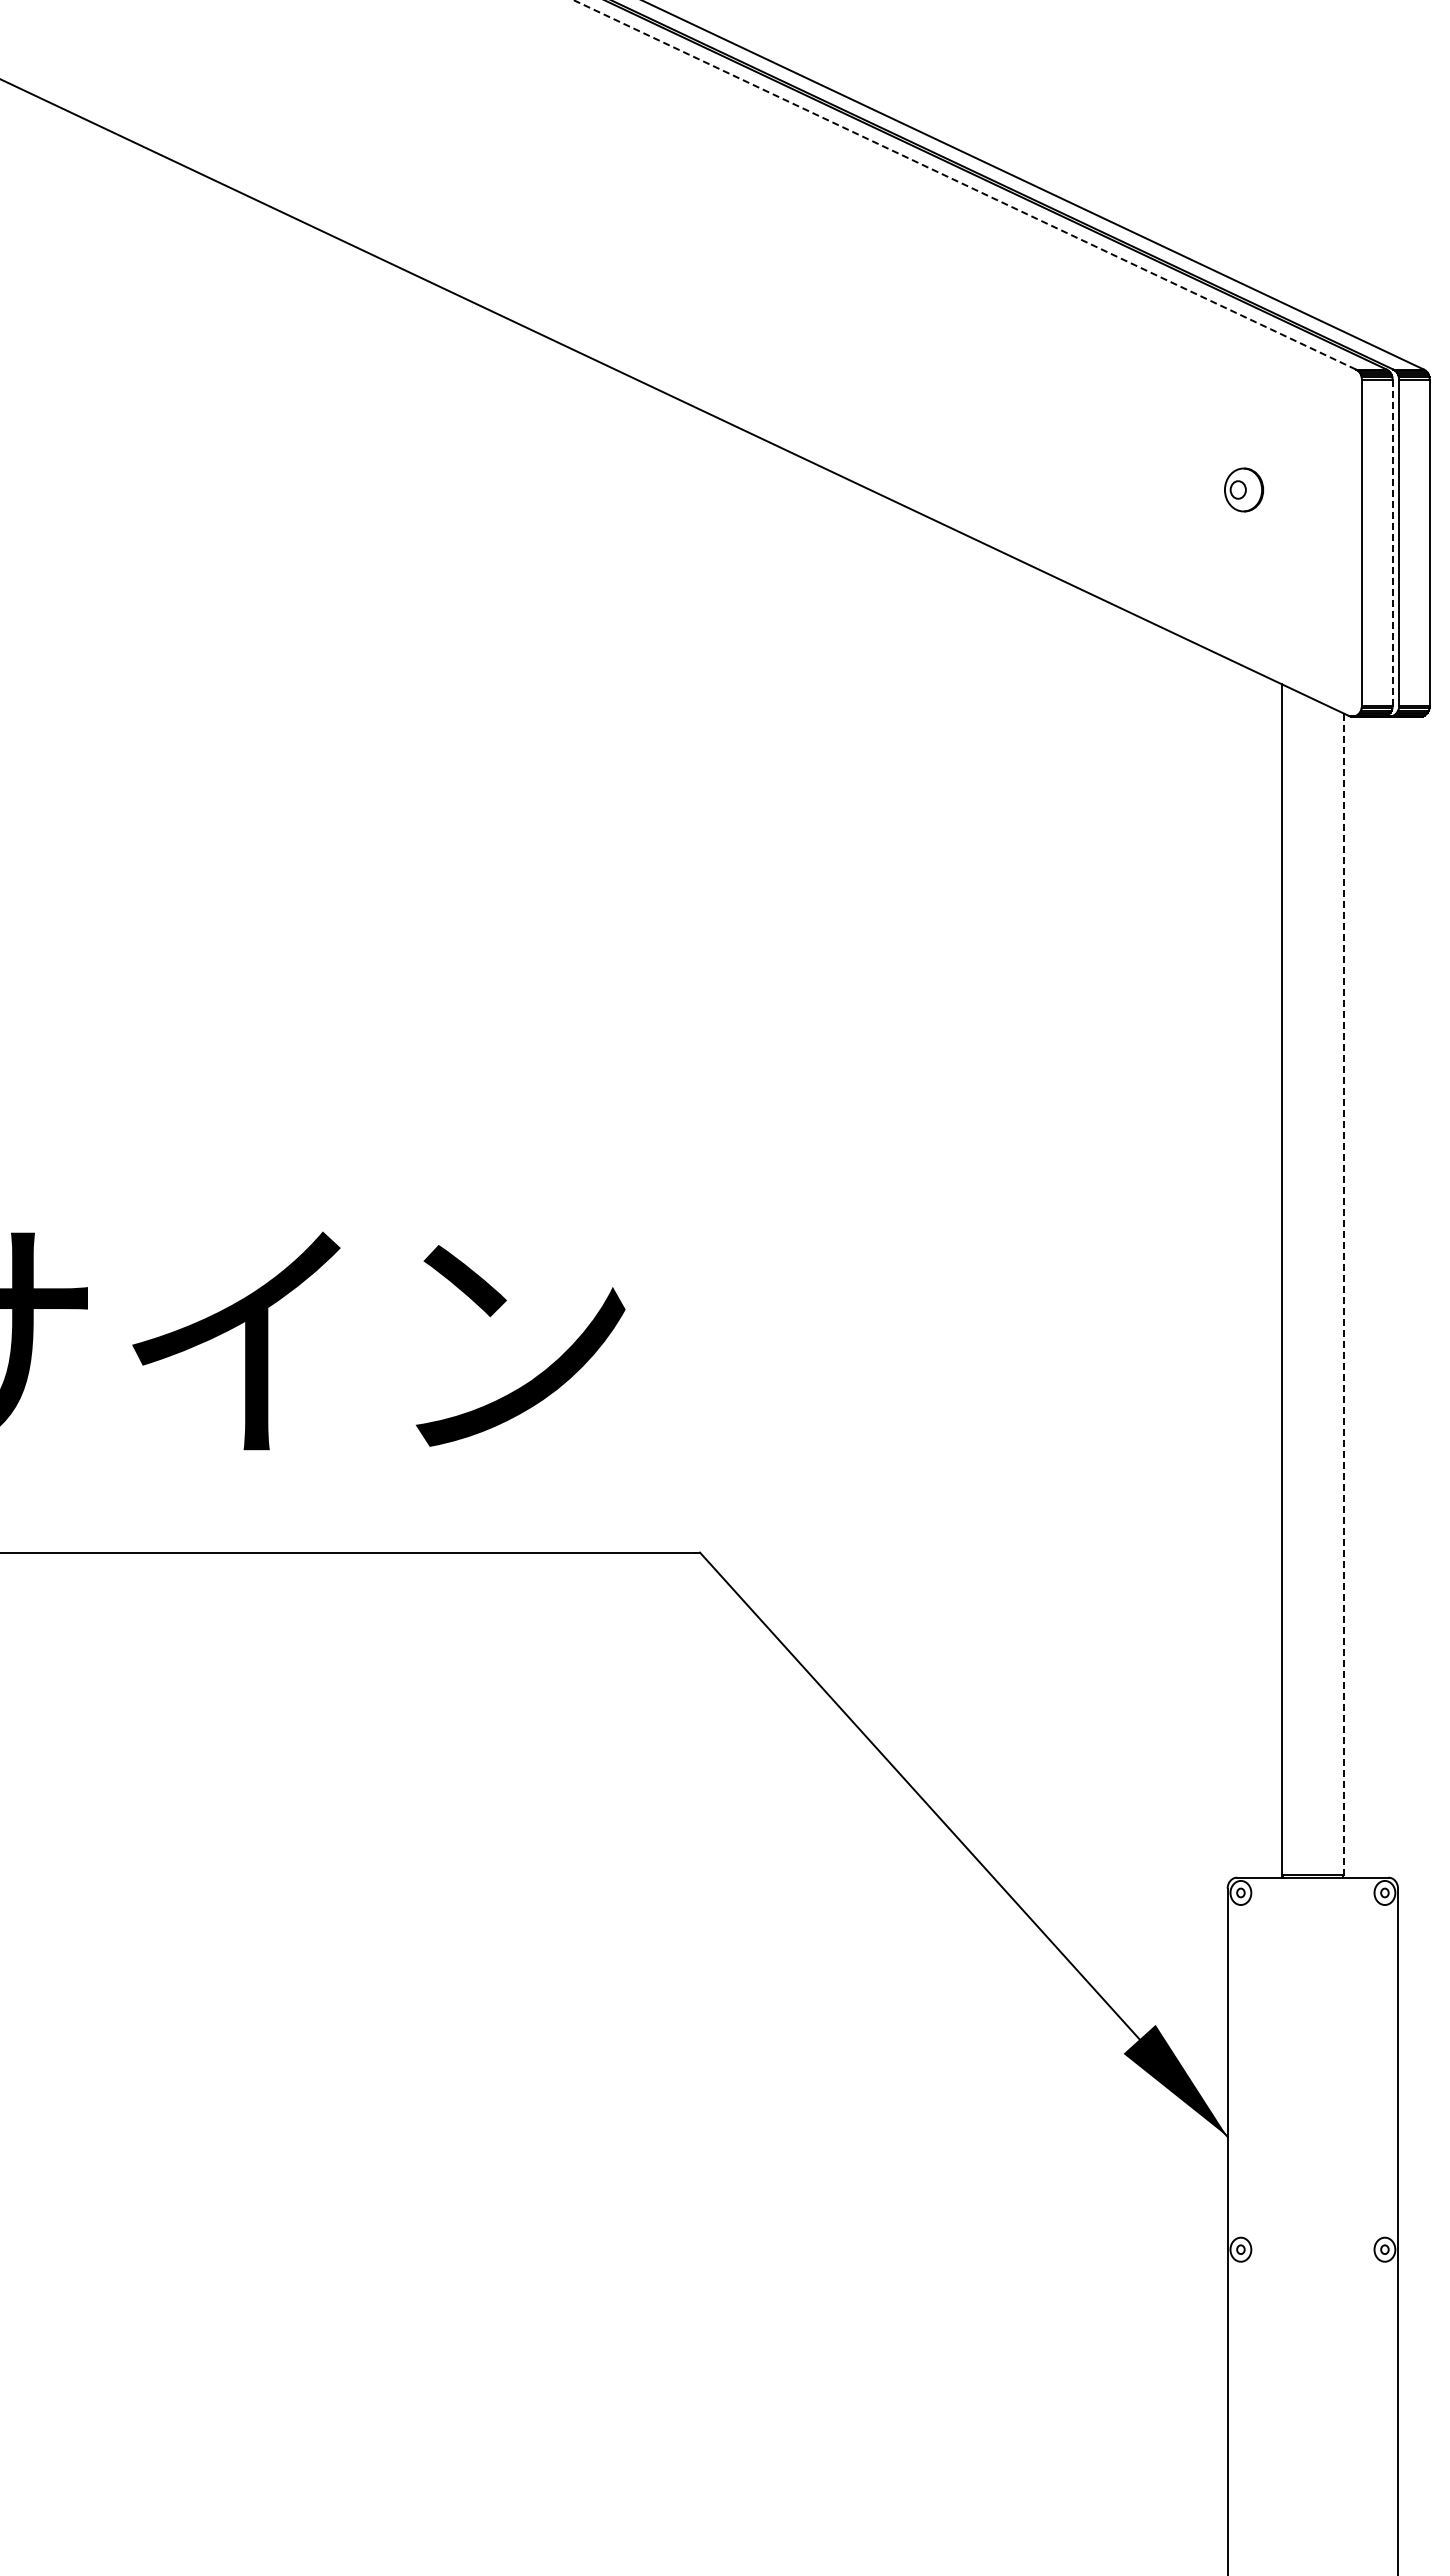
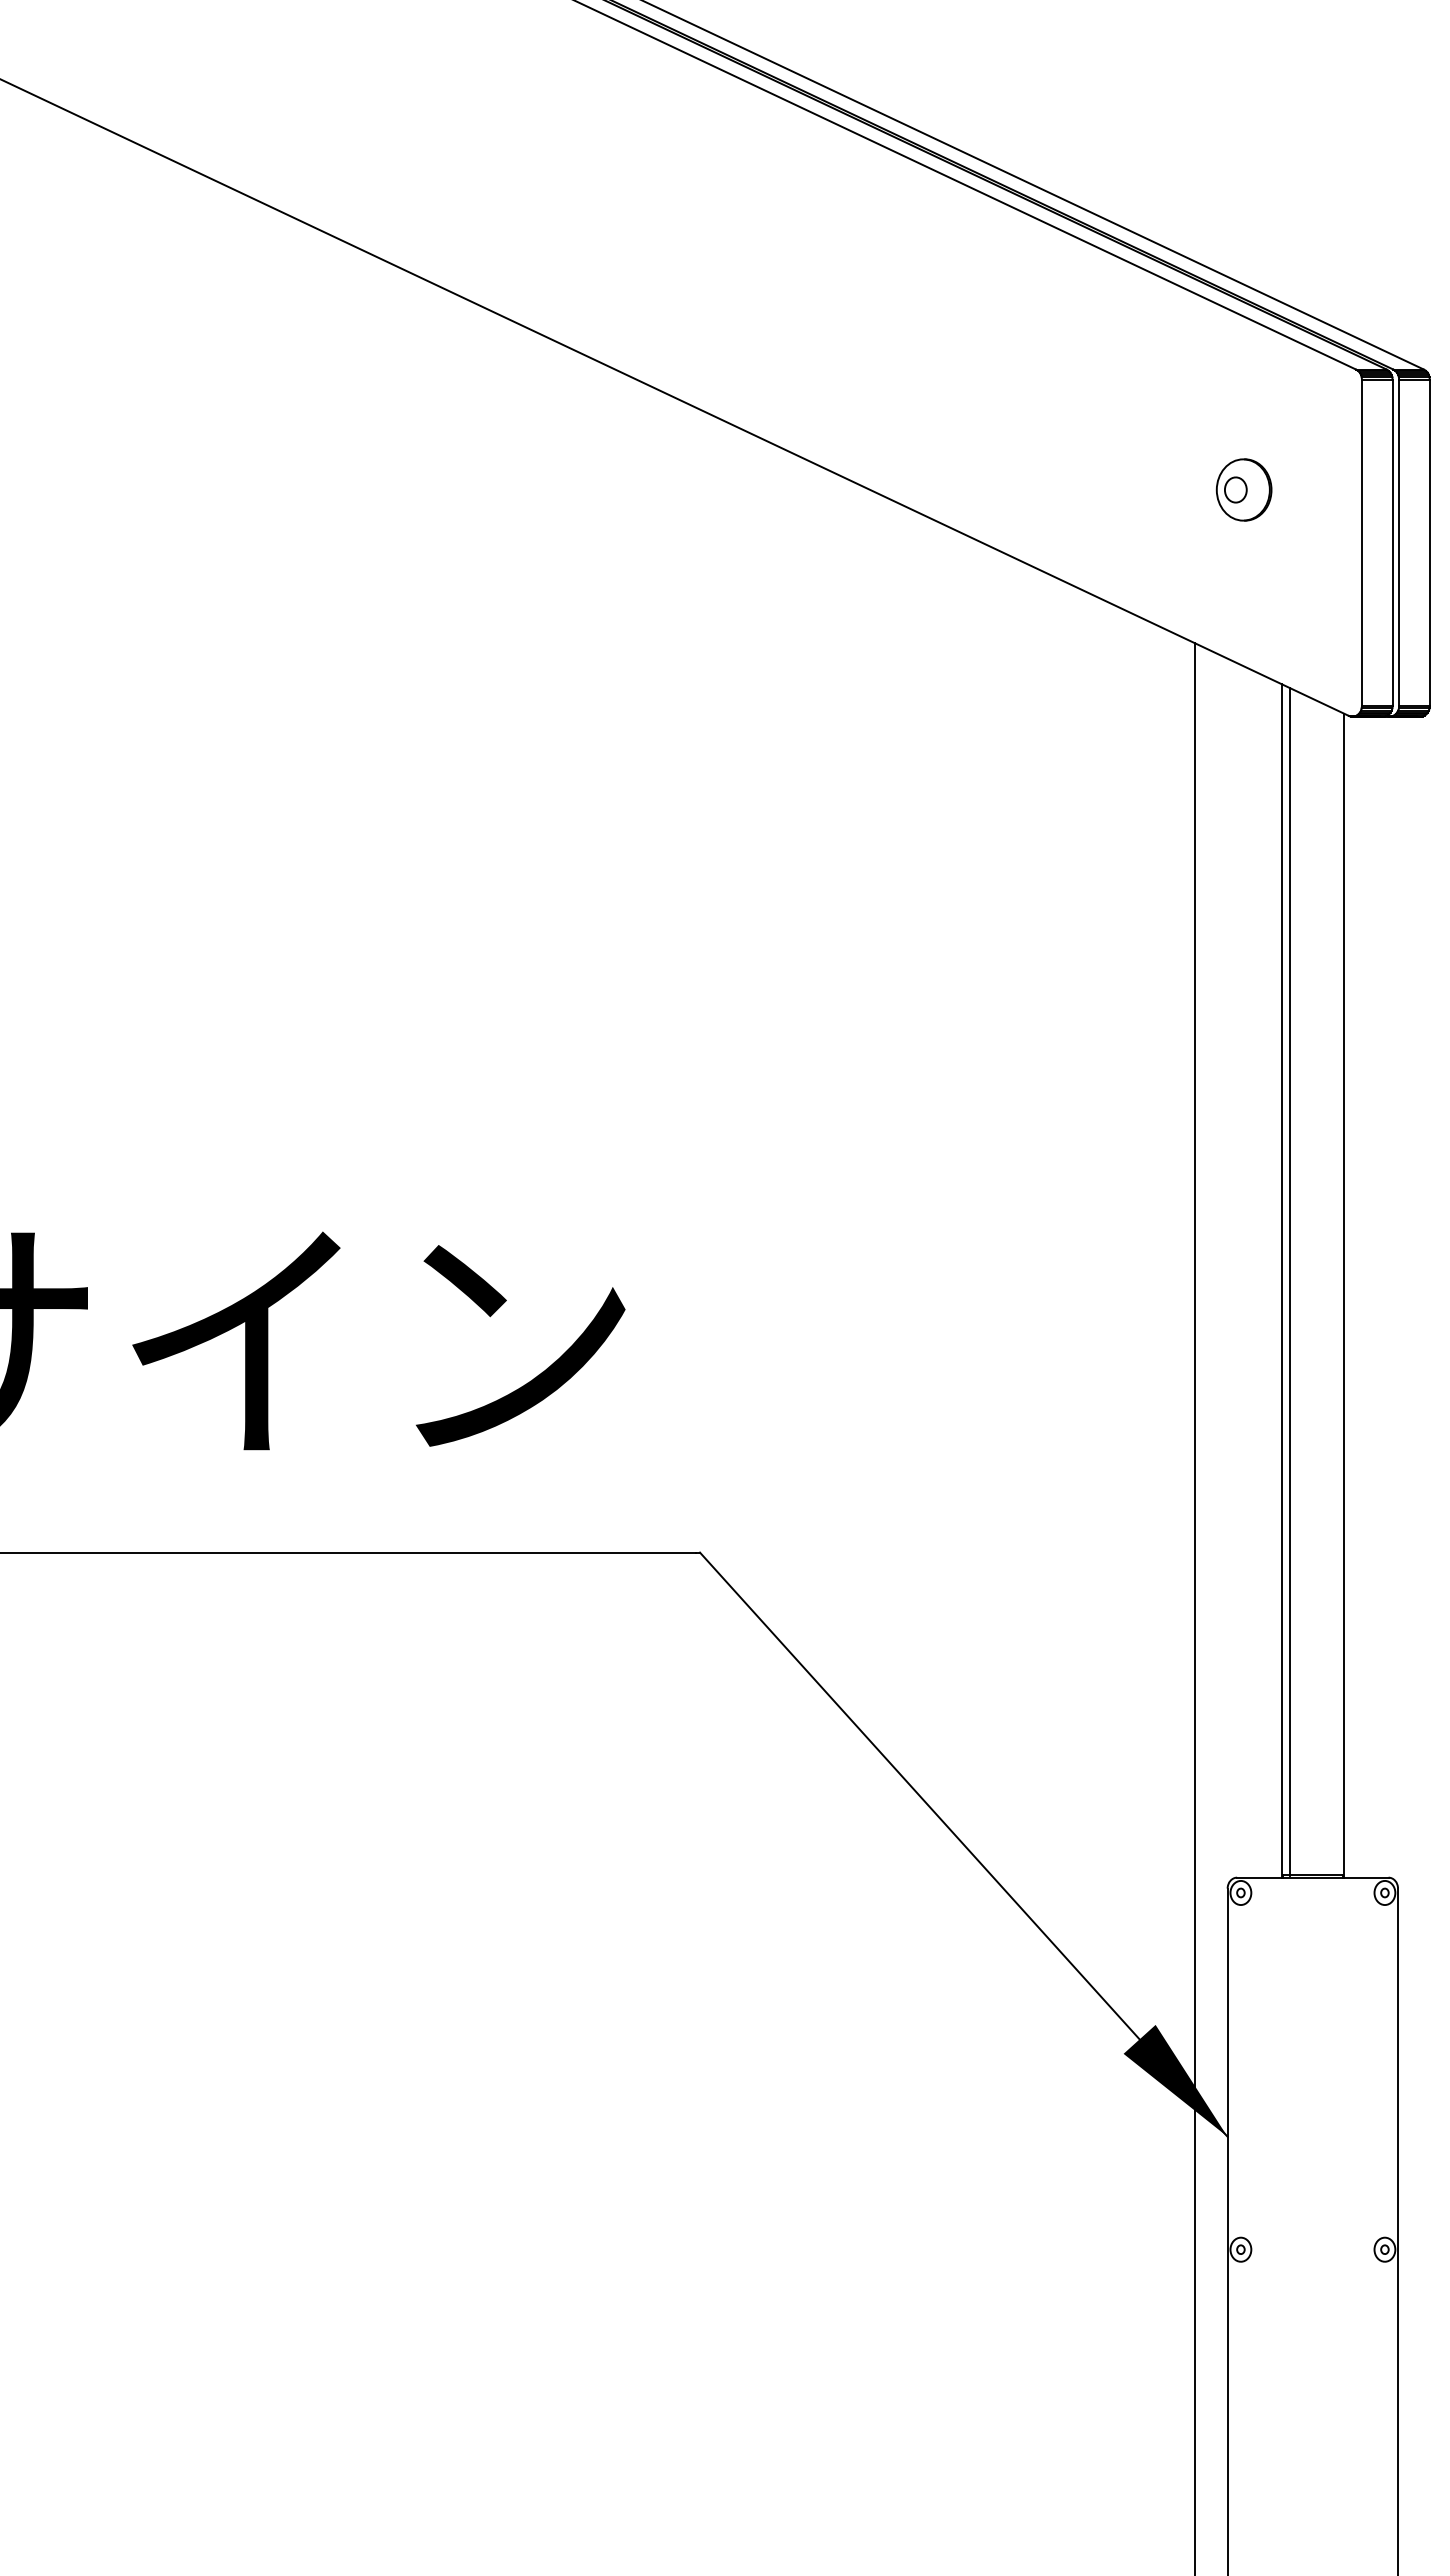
line: dashed -> solid (964, 184)
part size: 41x46 px -> 58x64 px (1243, 489)
line: dashed -> solid (1392, 543)
line: none -> present (1290, 1281)
line: dashed -> solid (1344, 1295)
line: none -> present (1194, 1607)
